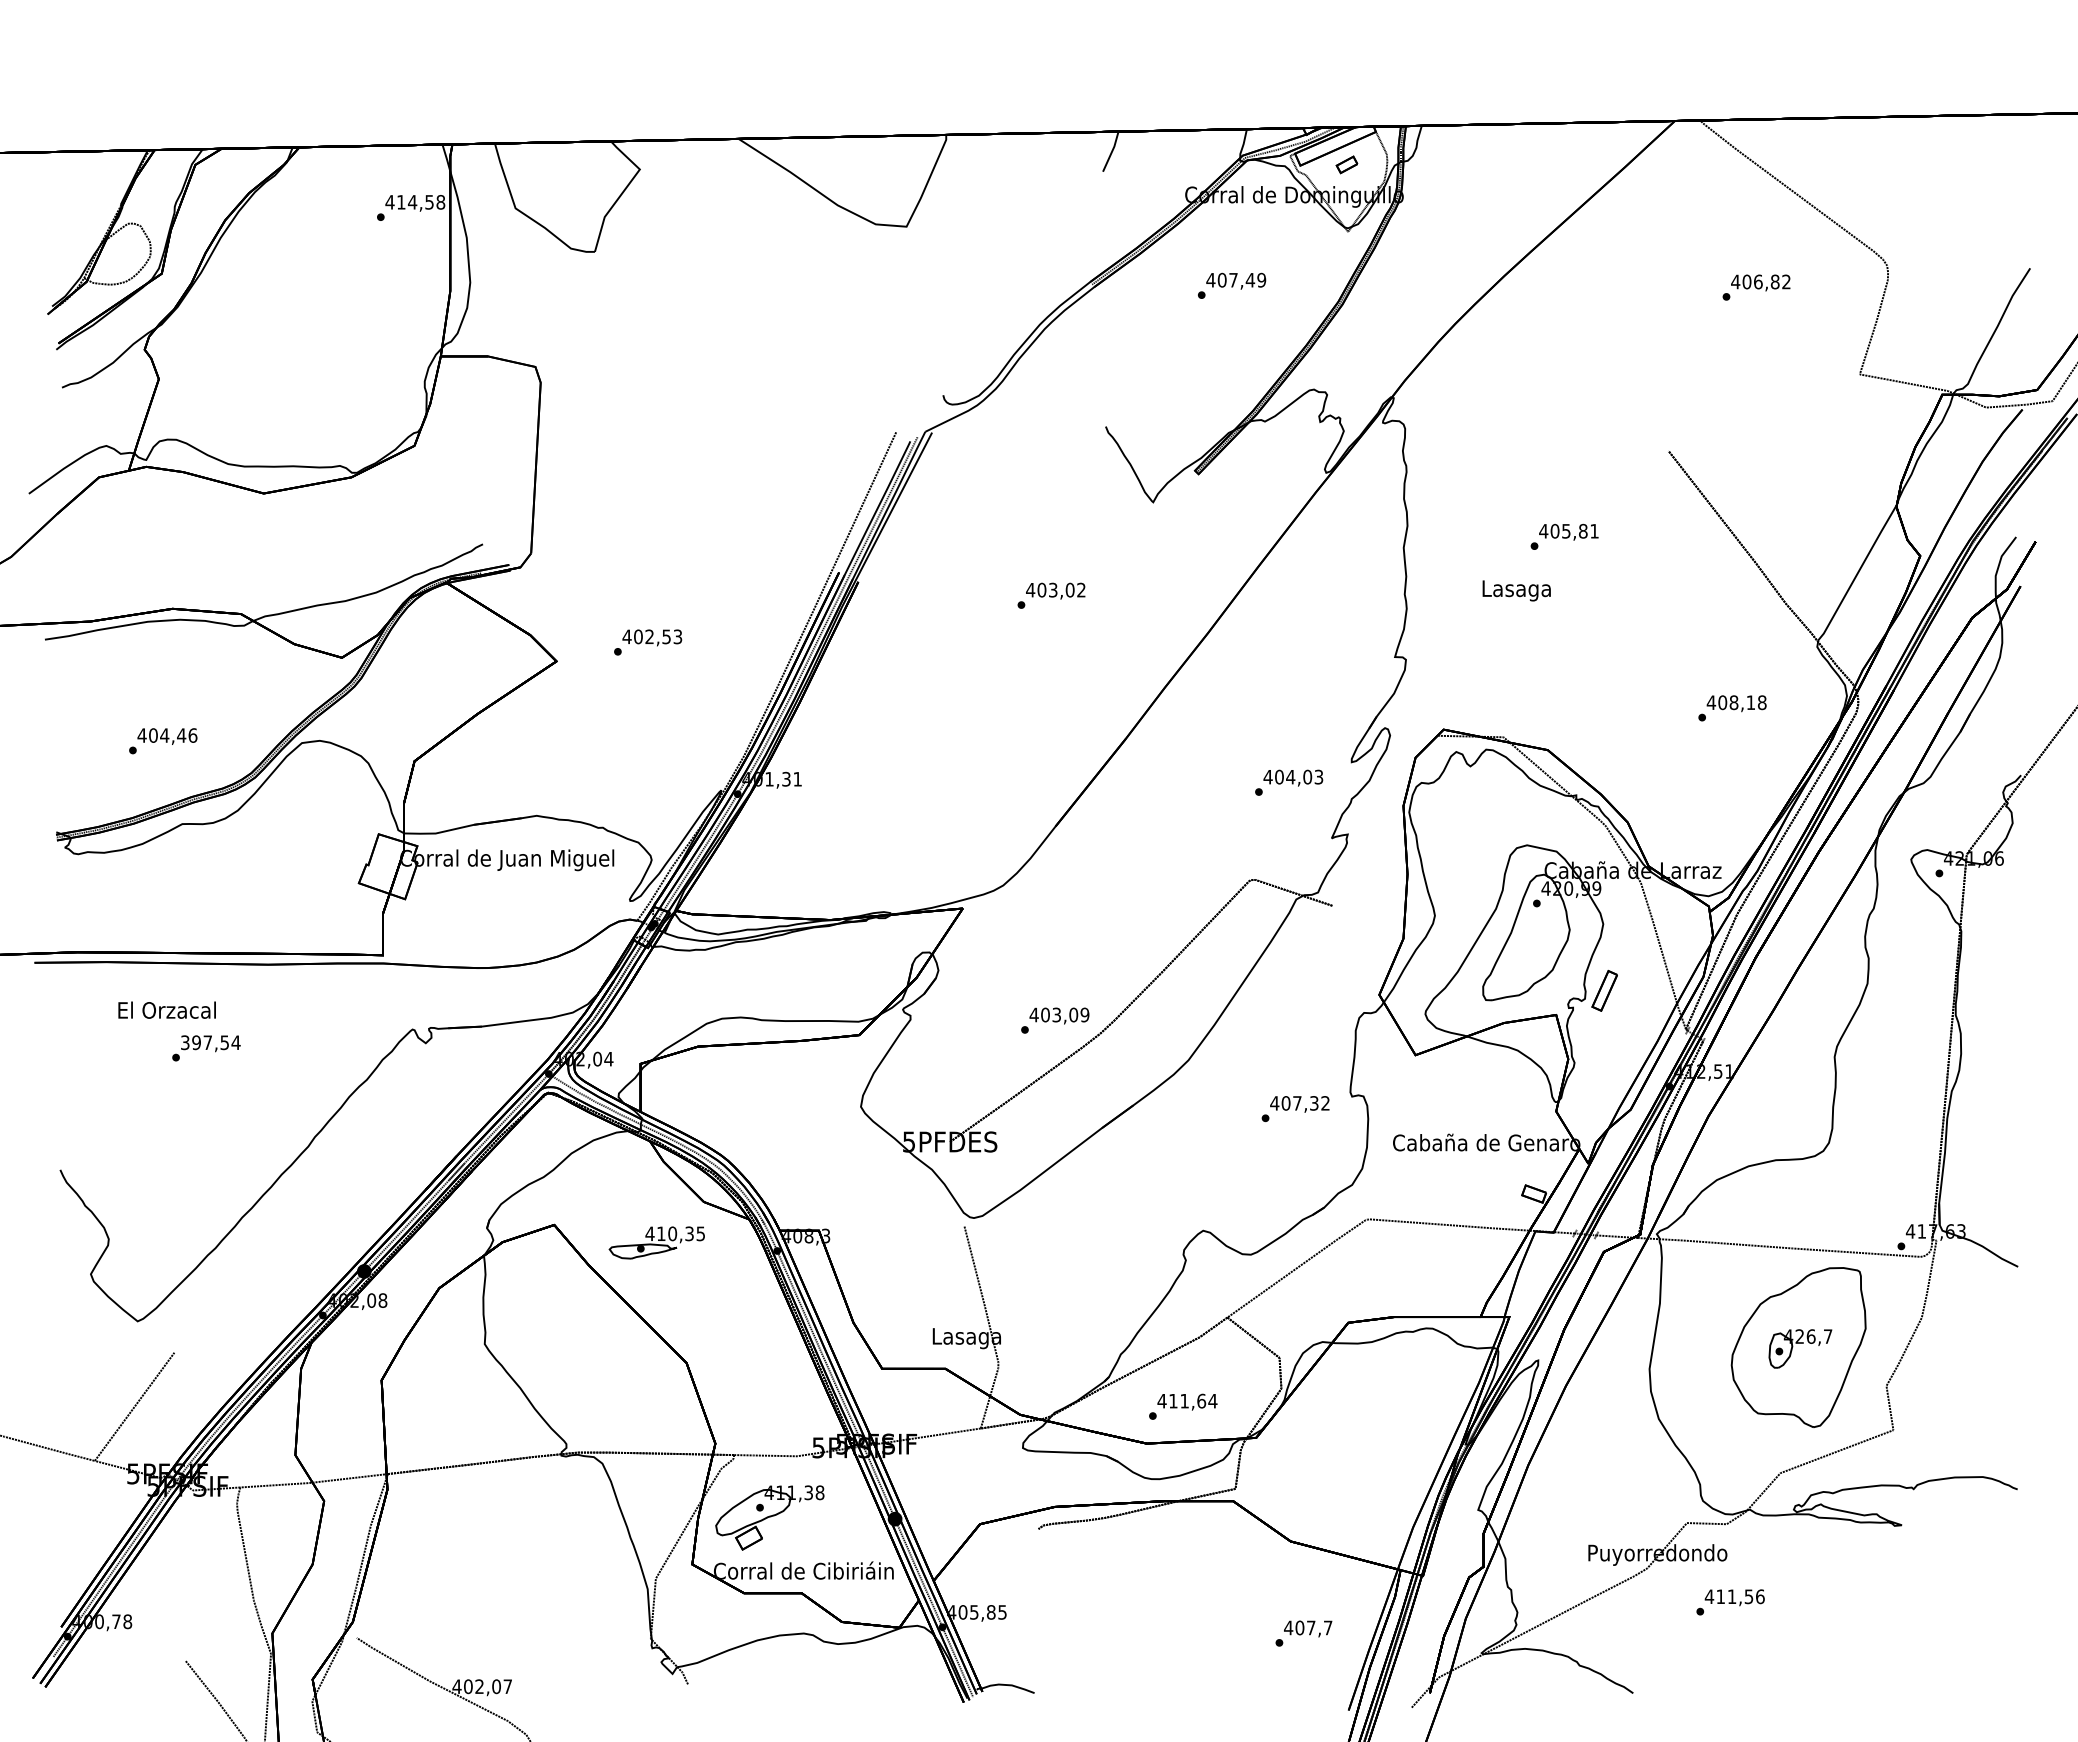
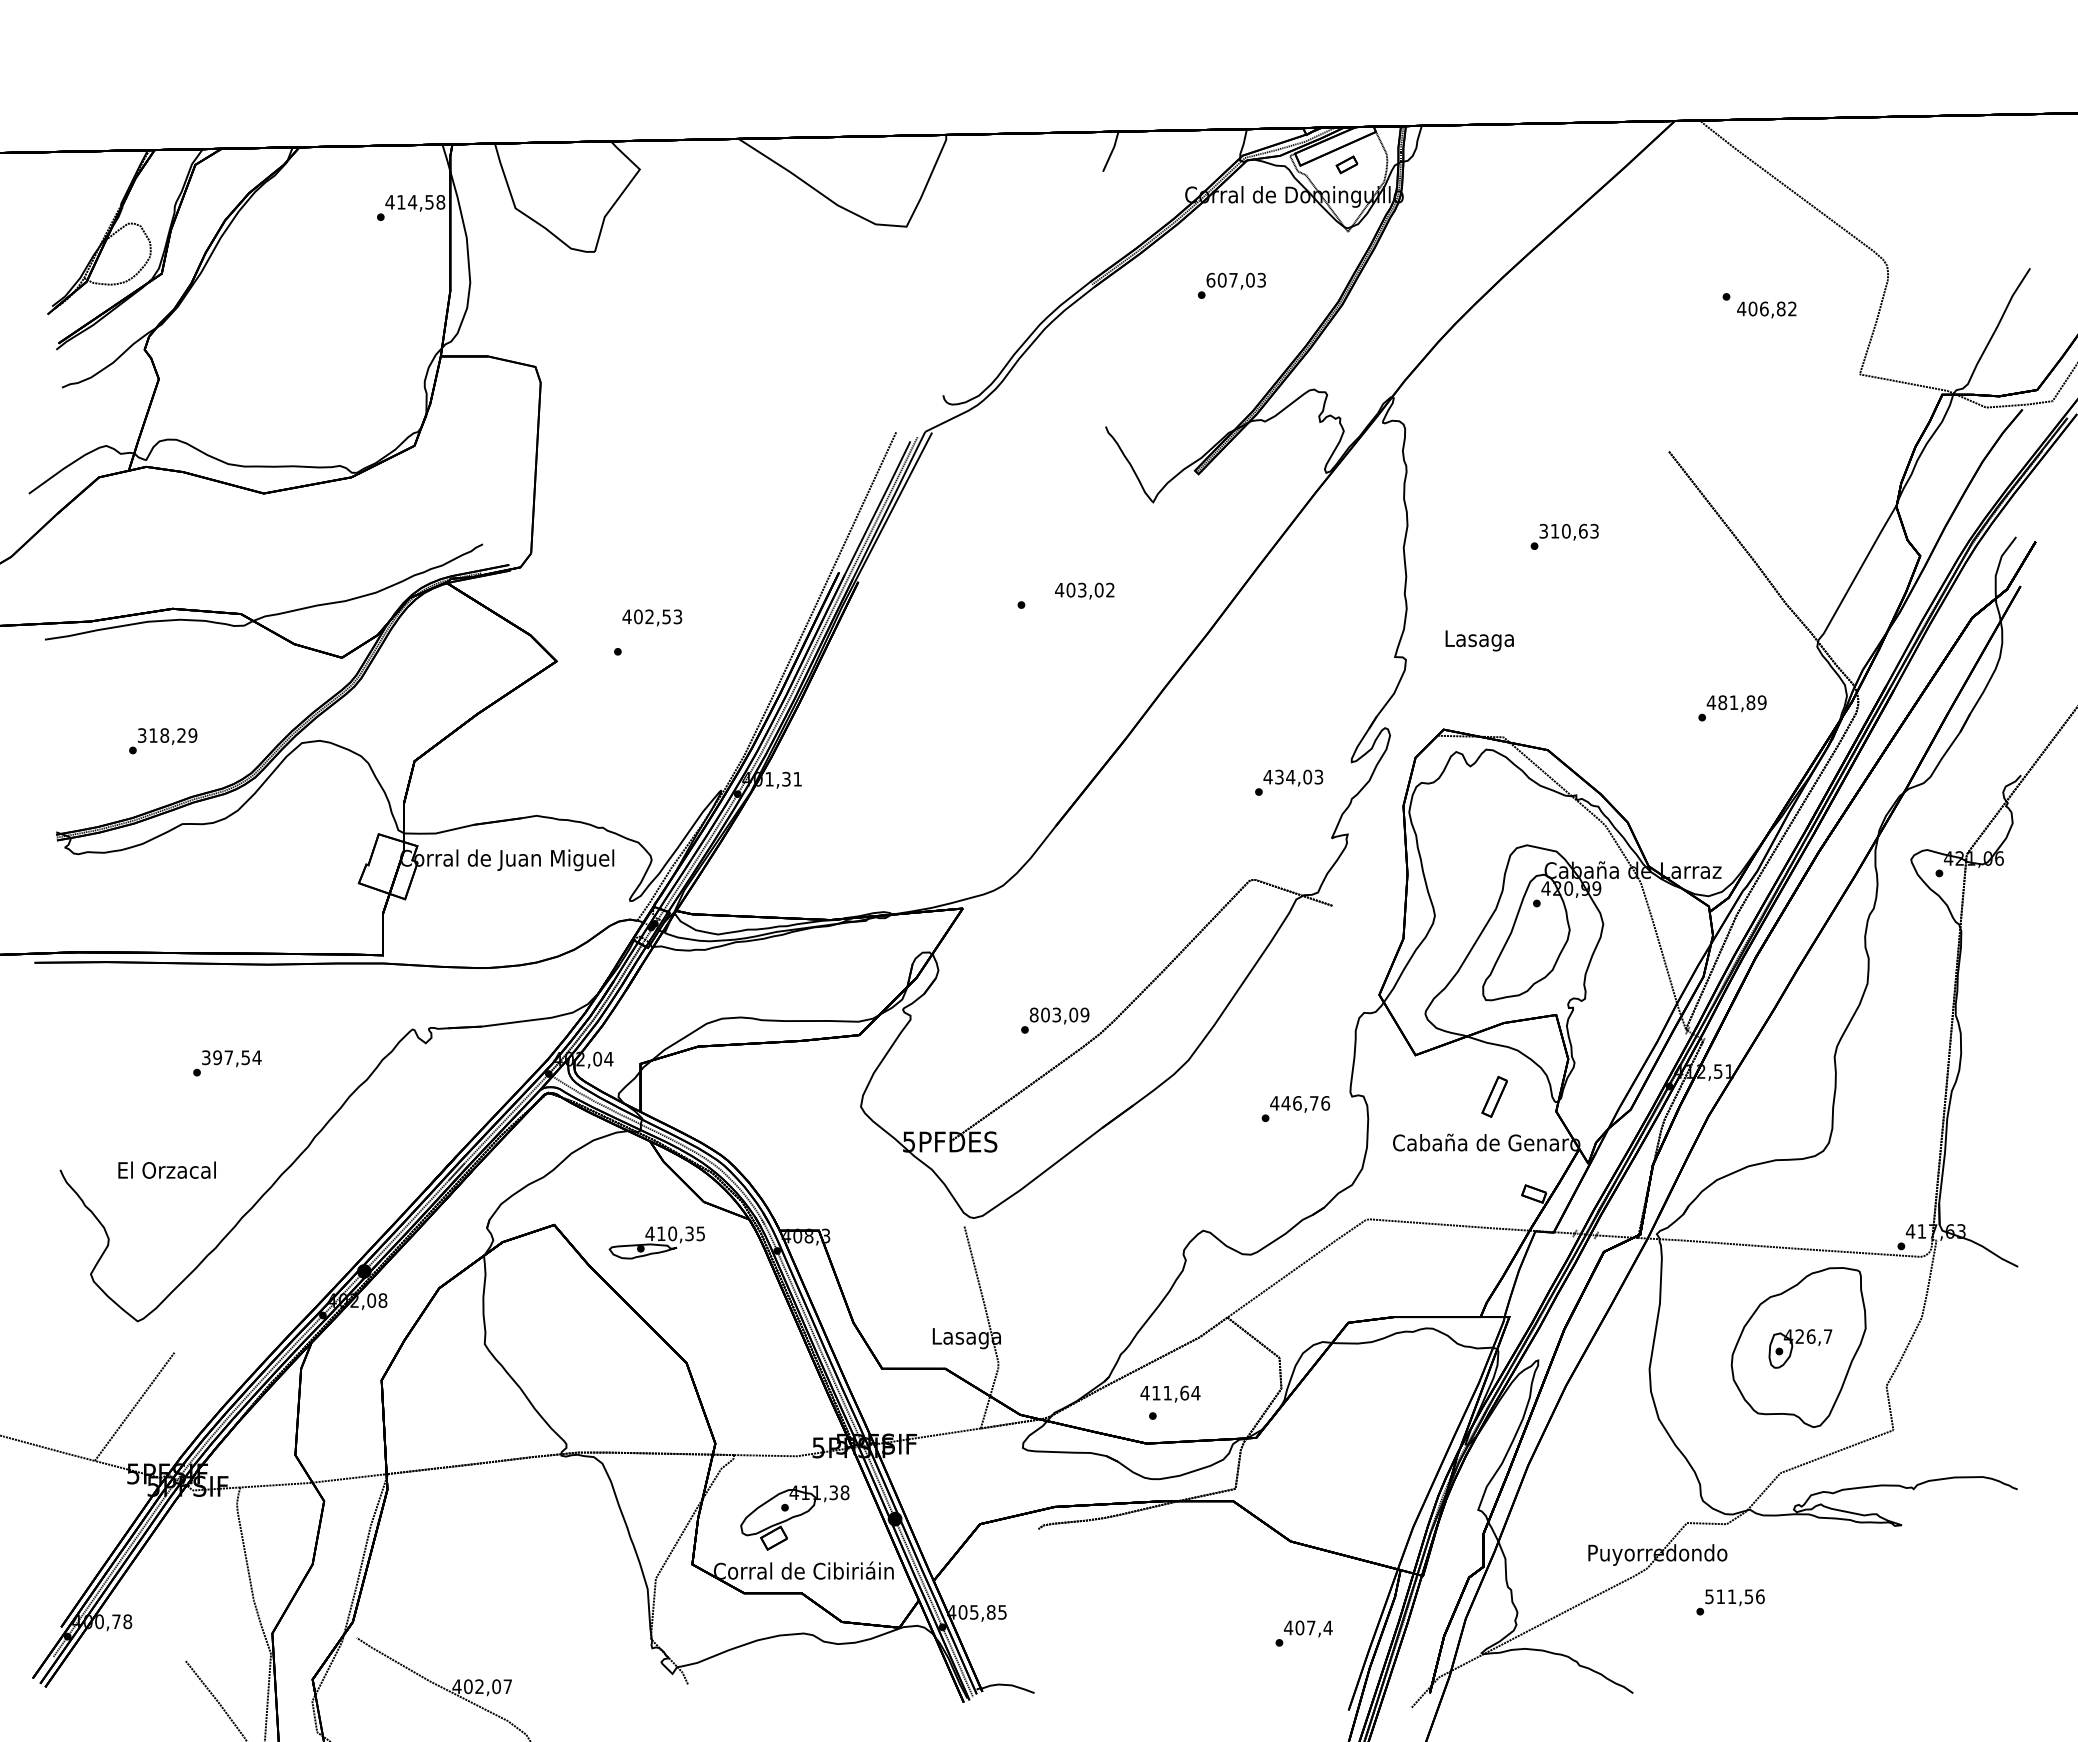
text: 407,49 -> 607,03 (1236, 279)
text position: (1760, 282) -> (1766, 309) (1766, 309)
text: 405,81 -> 310,63 (1568, 530)
text position: (1055, 590) -> (1084, 590) (1084, 590)
text position: (1516, 590) -> (1479, 640) (1479, 640)
text position: (652, 637) -> (652, 617) (652, 617)
text: 408,18 -> 481,89 (1742, 702)
text: 404,46 -> 318,29 (167, 735)
text: 404,03 -> 434,03 (1279, 776)
part position: (1604, 990) -> (1494, 1096) (1494, 1096)
text position: (166, 1009) -> (166, 1169) (166, 1169)
text: 403,09 -> 803,09 (1033, 1014)
text position: (206, 1048) -> (227, 1063) (227, 1063)
text: 407,32 -> 446,76 (1305, 1103)
text position: (1187, 1401) -> (1170, 1393) (1170, 1393)
part position: (769, 1517) -> (794, 1517) (794, 1517)
text: 411,56 -> 511,56 (1709, 1596)
text: 407,7 -> 407,4 (1327, 1627)
